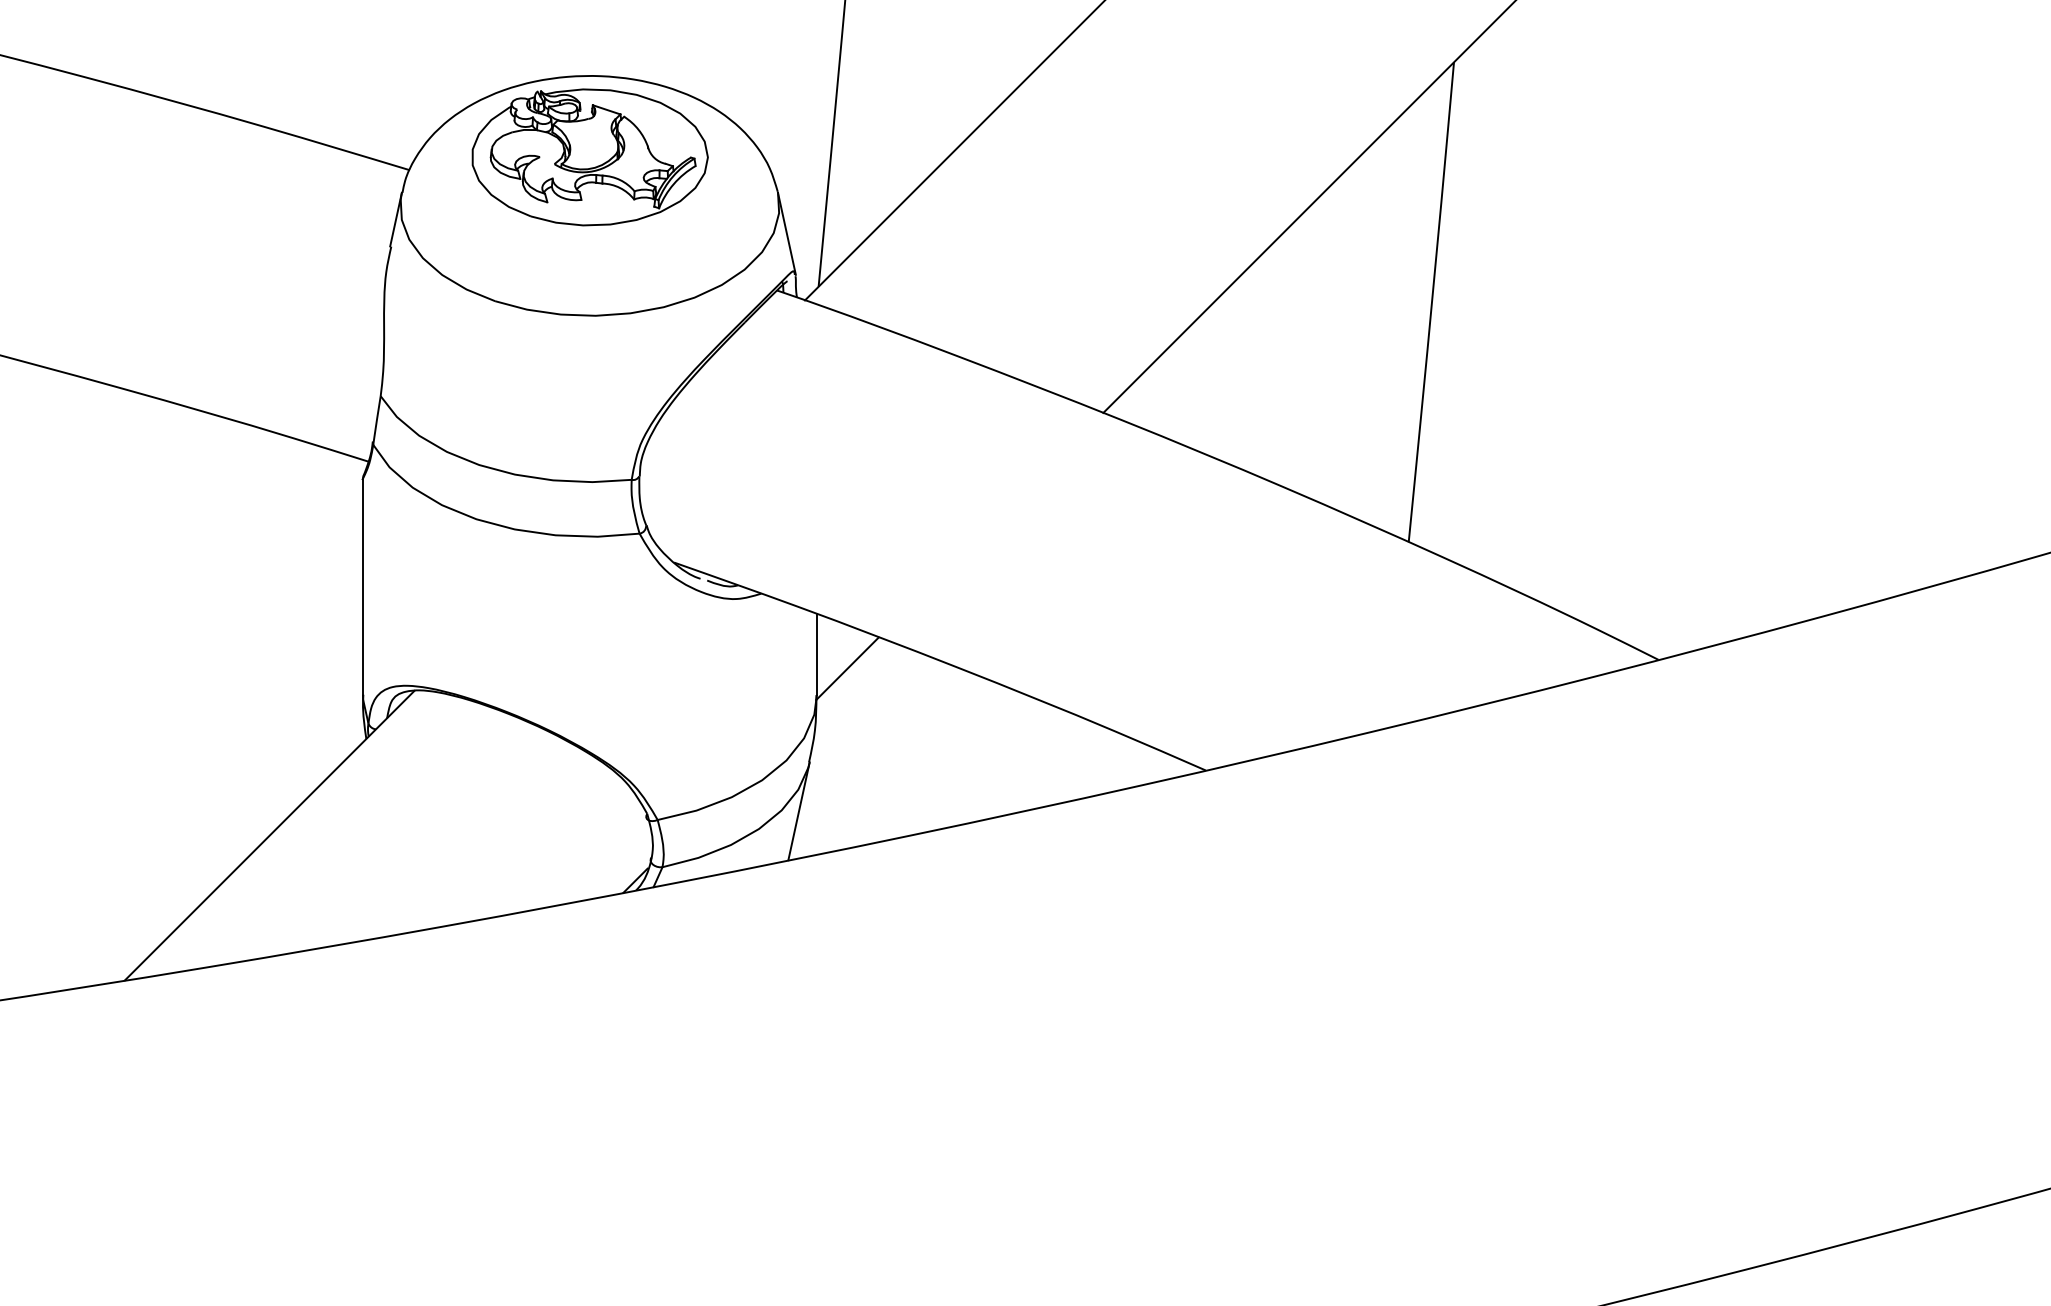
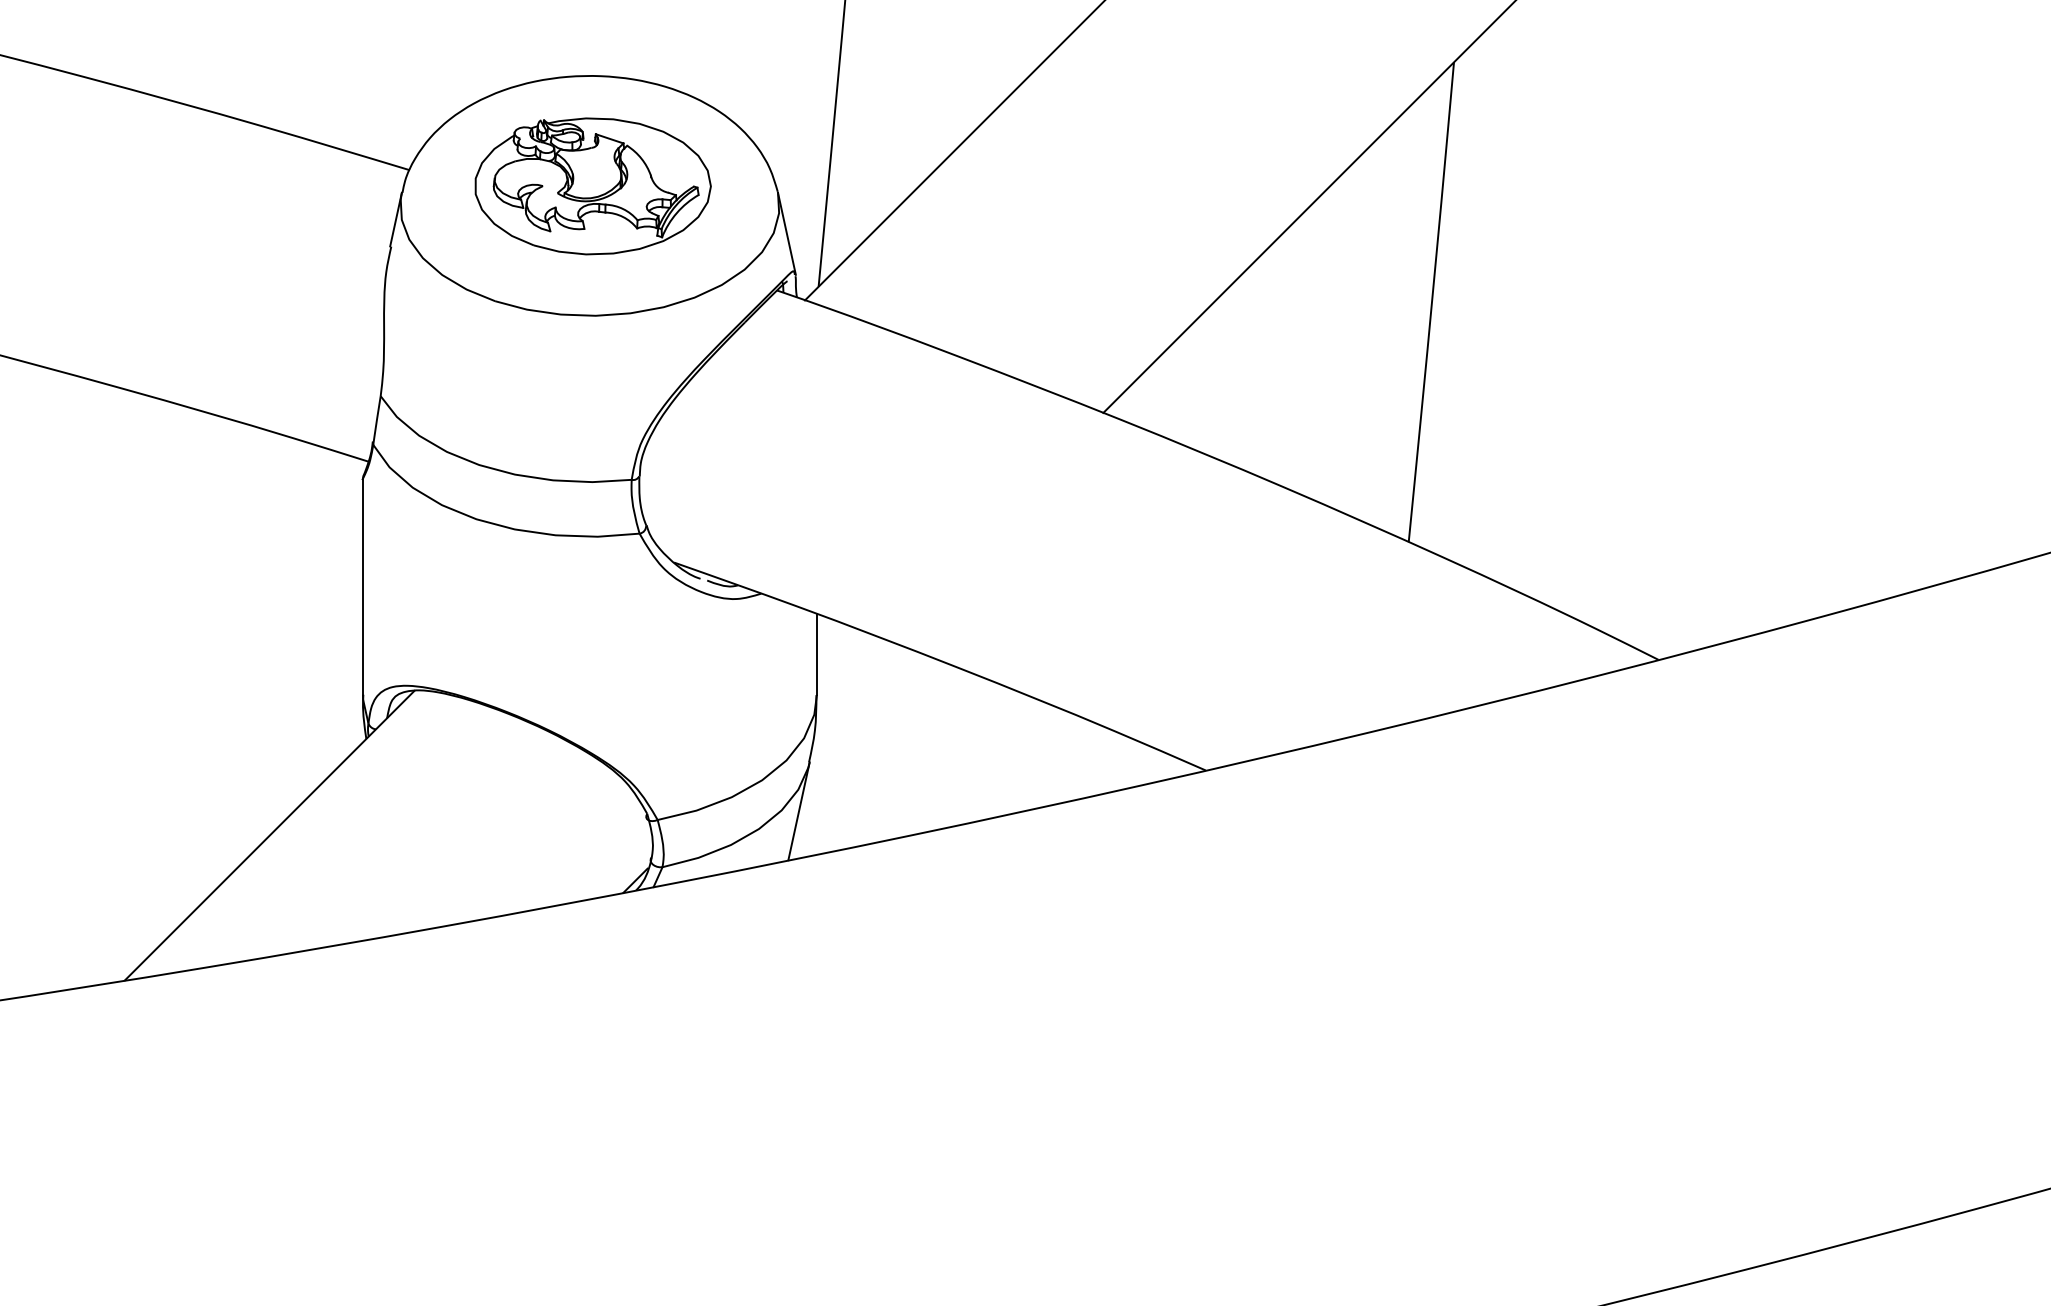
part position: (589, 157) -> (592, 186) (592, 186)
line: present -> none (847, 668)
